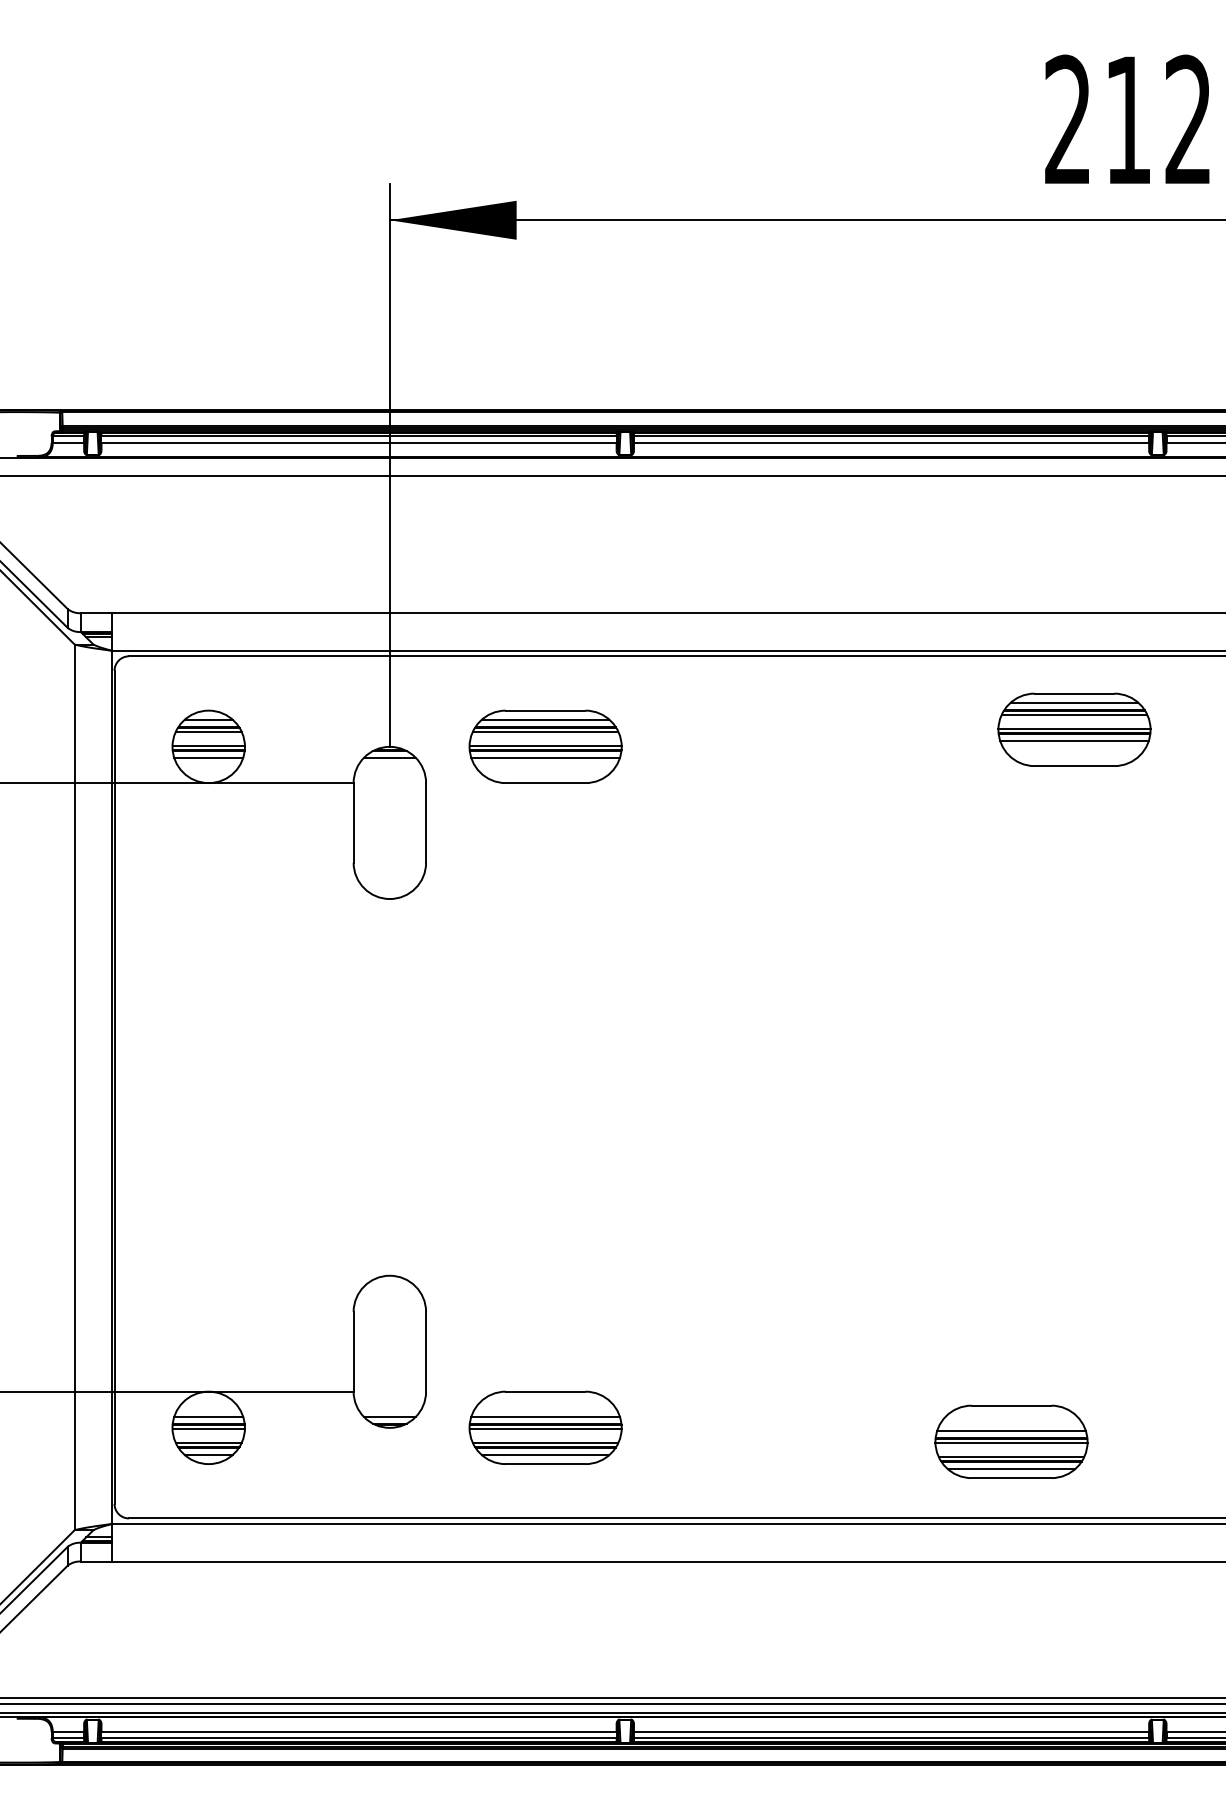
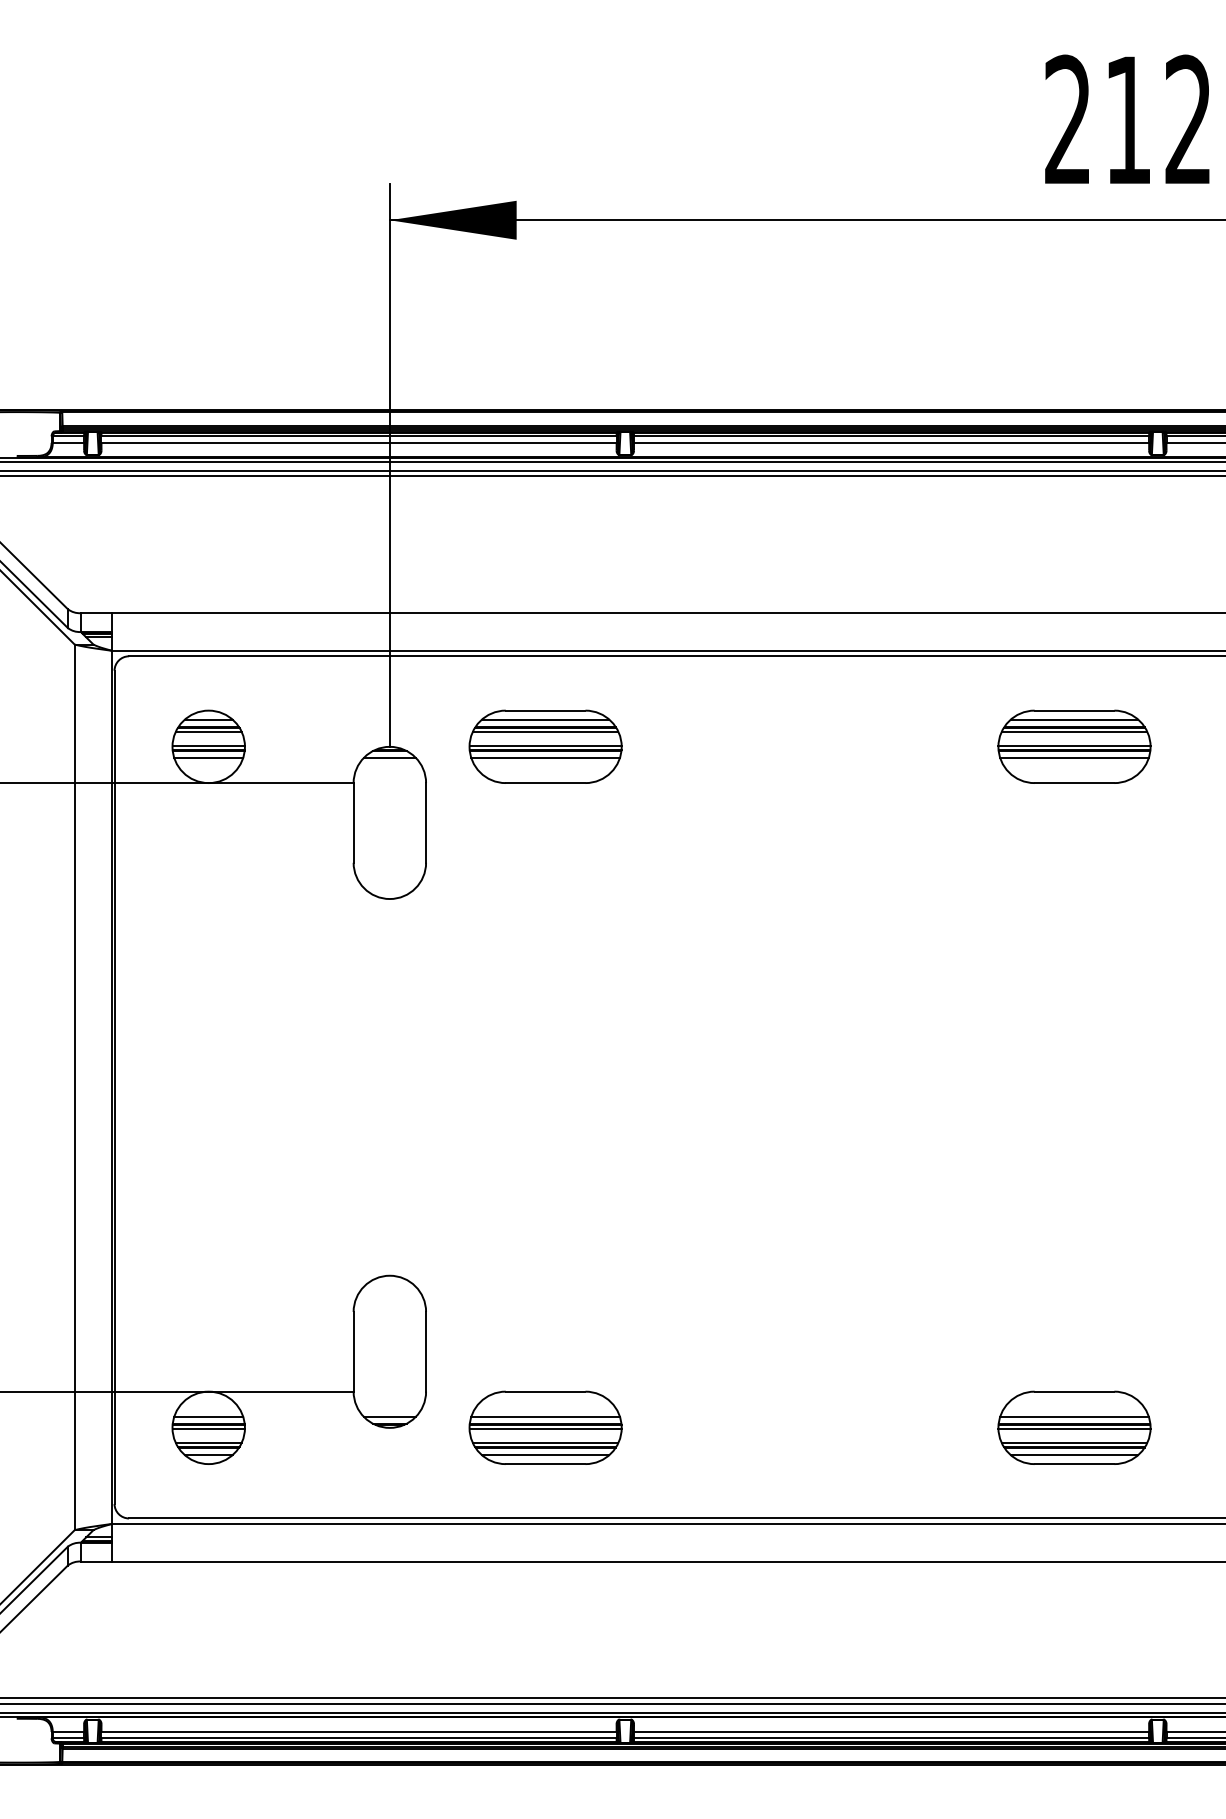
line: none -> present (612, 461)
line: none -> present (612, 470)
part position: (1074, 729) -> (1074, 746) (1074, 746)
part position: (1011, 1441) -> (1074, 1427) (1074, 1427)
